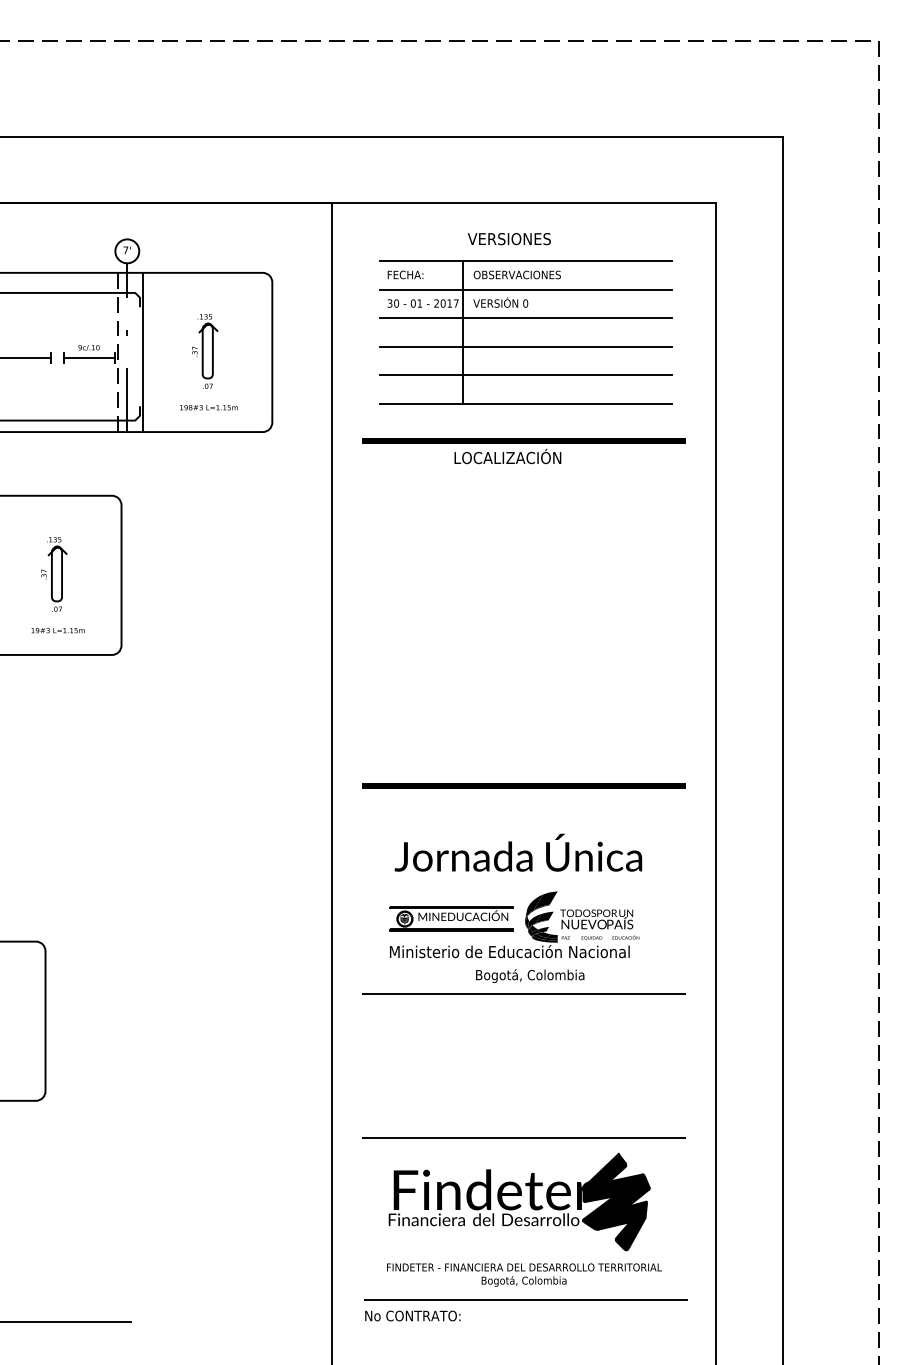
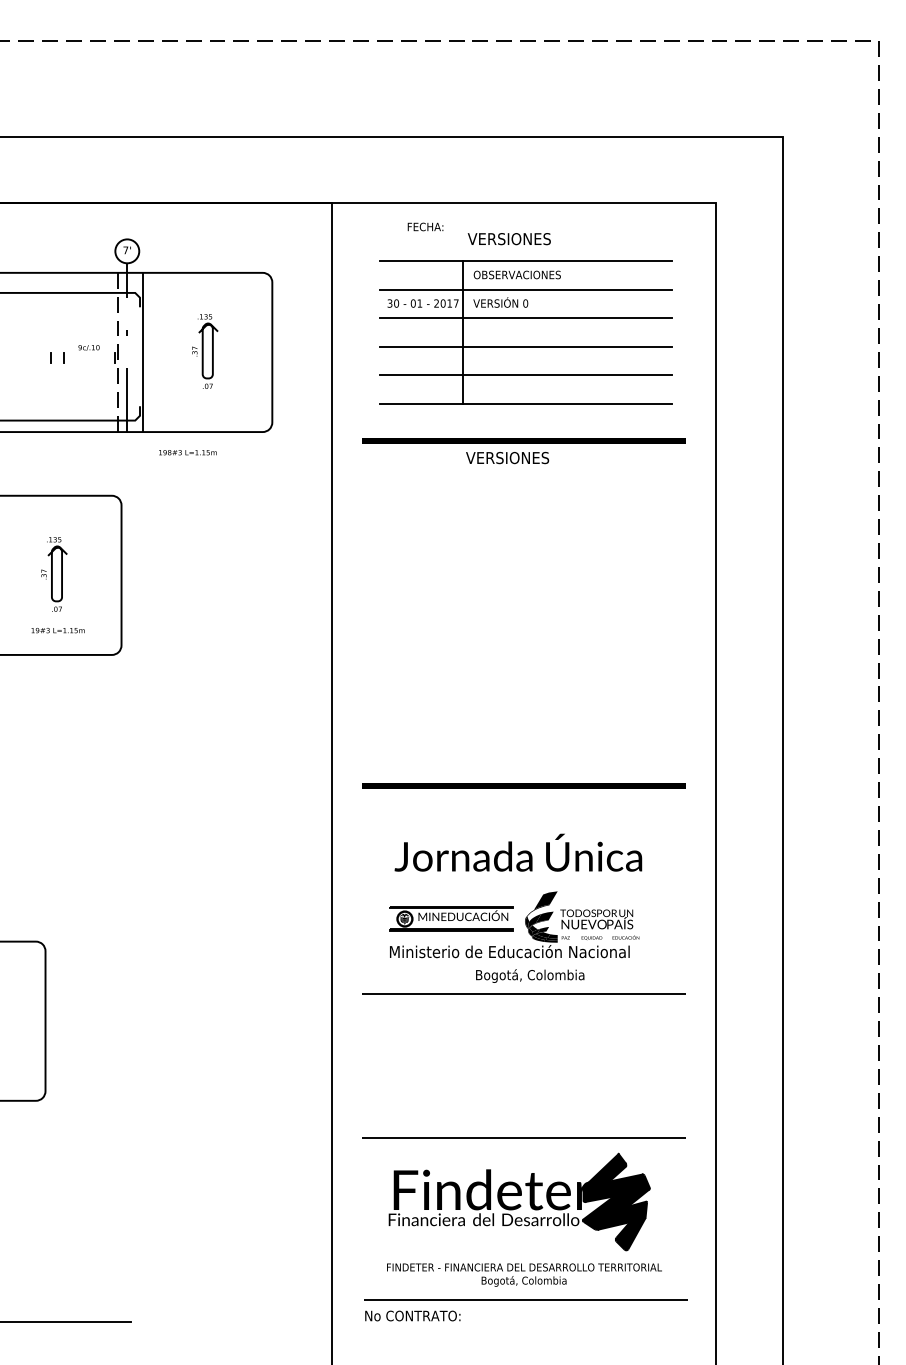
text position: (405, 274) -> (425, 226) (425, 226)
line: present -> none (26, 357)
line: present -> none (88, 357)
text position: (208, 407) -> (187, 452) (187, 452)
text: LOCALIZACIÓN -> VERSIONES (507, 456)
fill: present -> none (534, 905)
